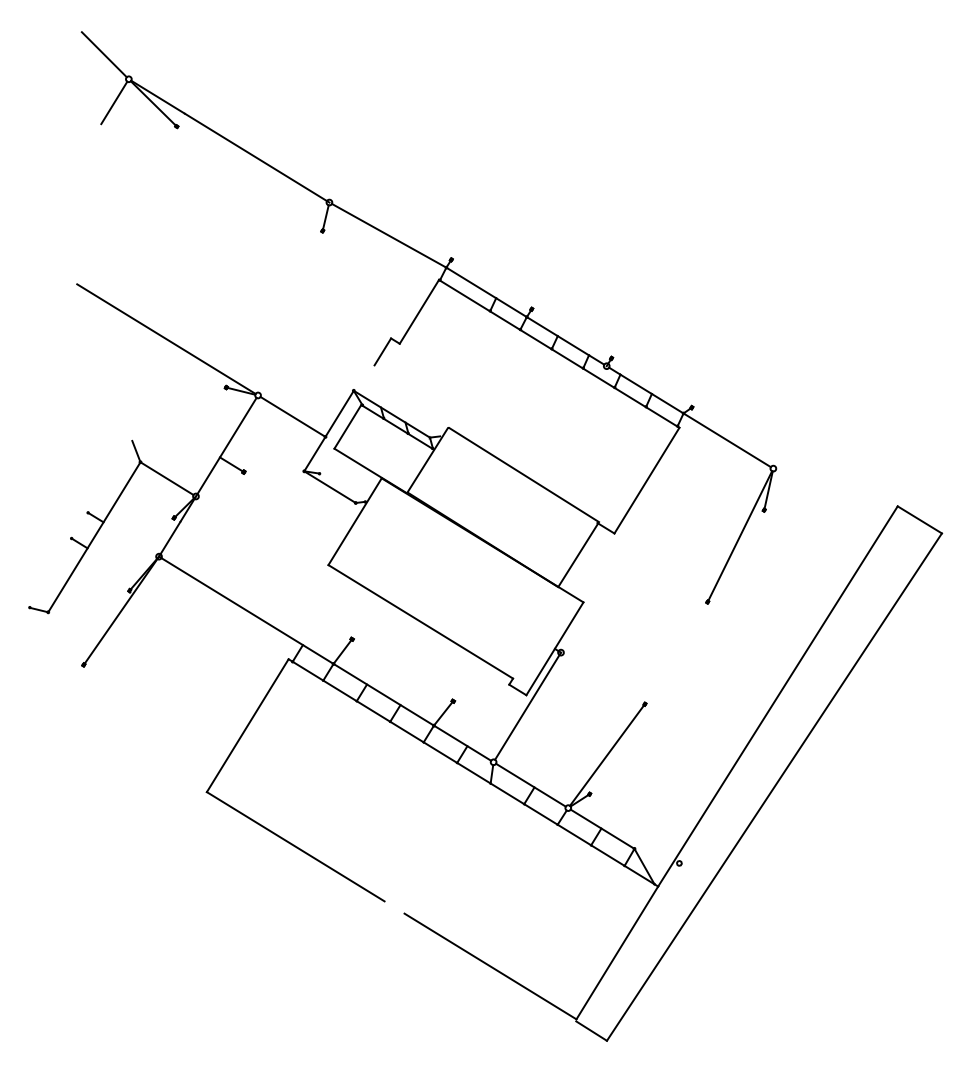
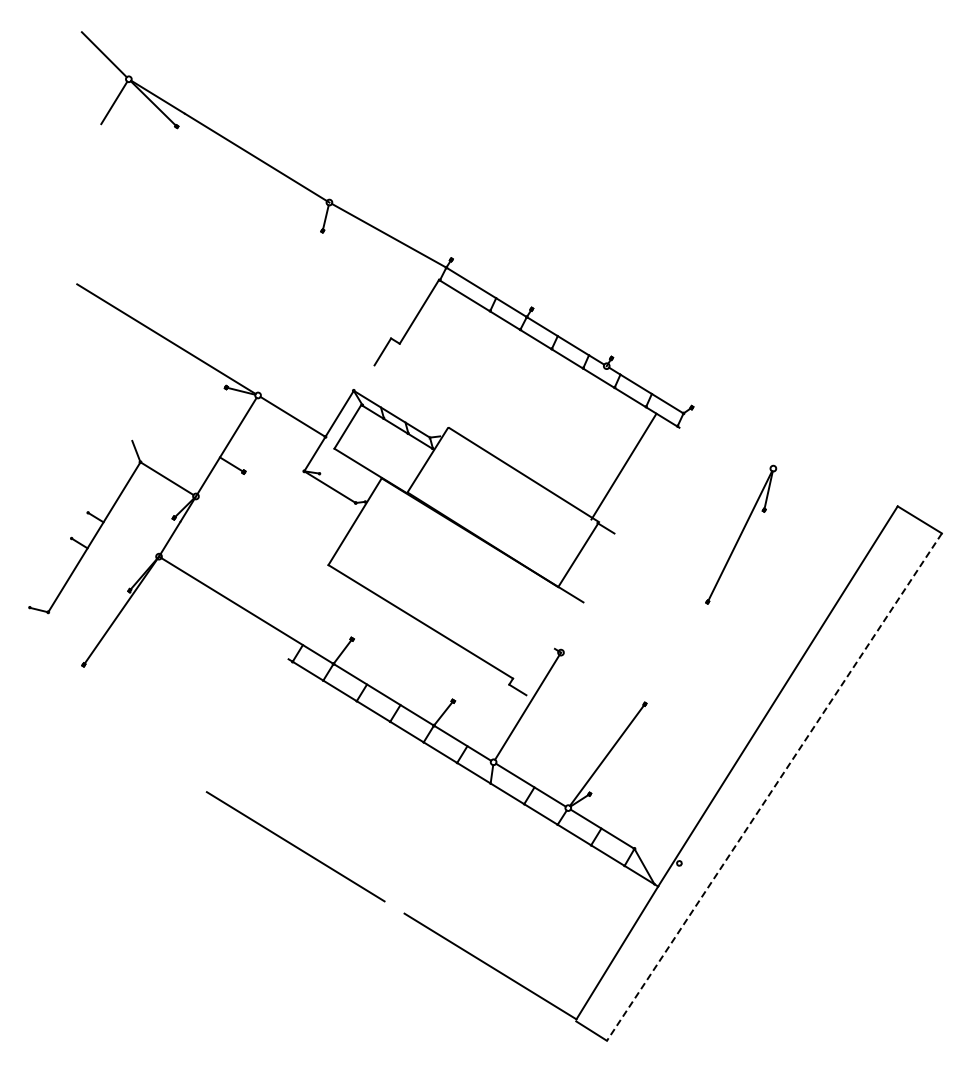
line: present -> none (726, 440)
line position: (646, 480) -> (623, 466) (623, 466)
line: present -> none (554, 648)
line: present -> none (247, 725)
line: solid -> dashed (774, 787)
